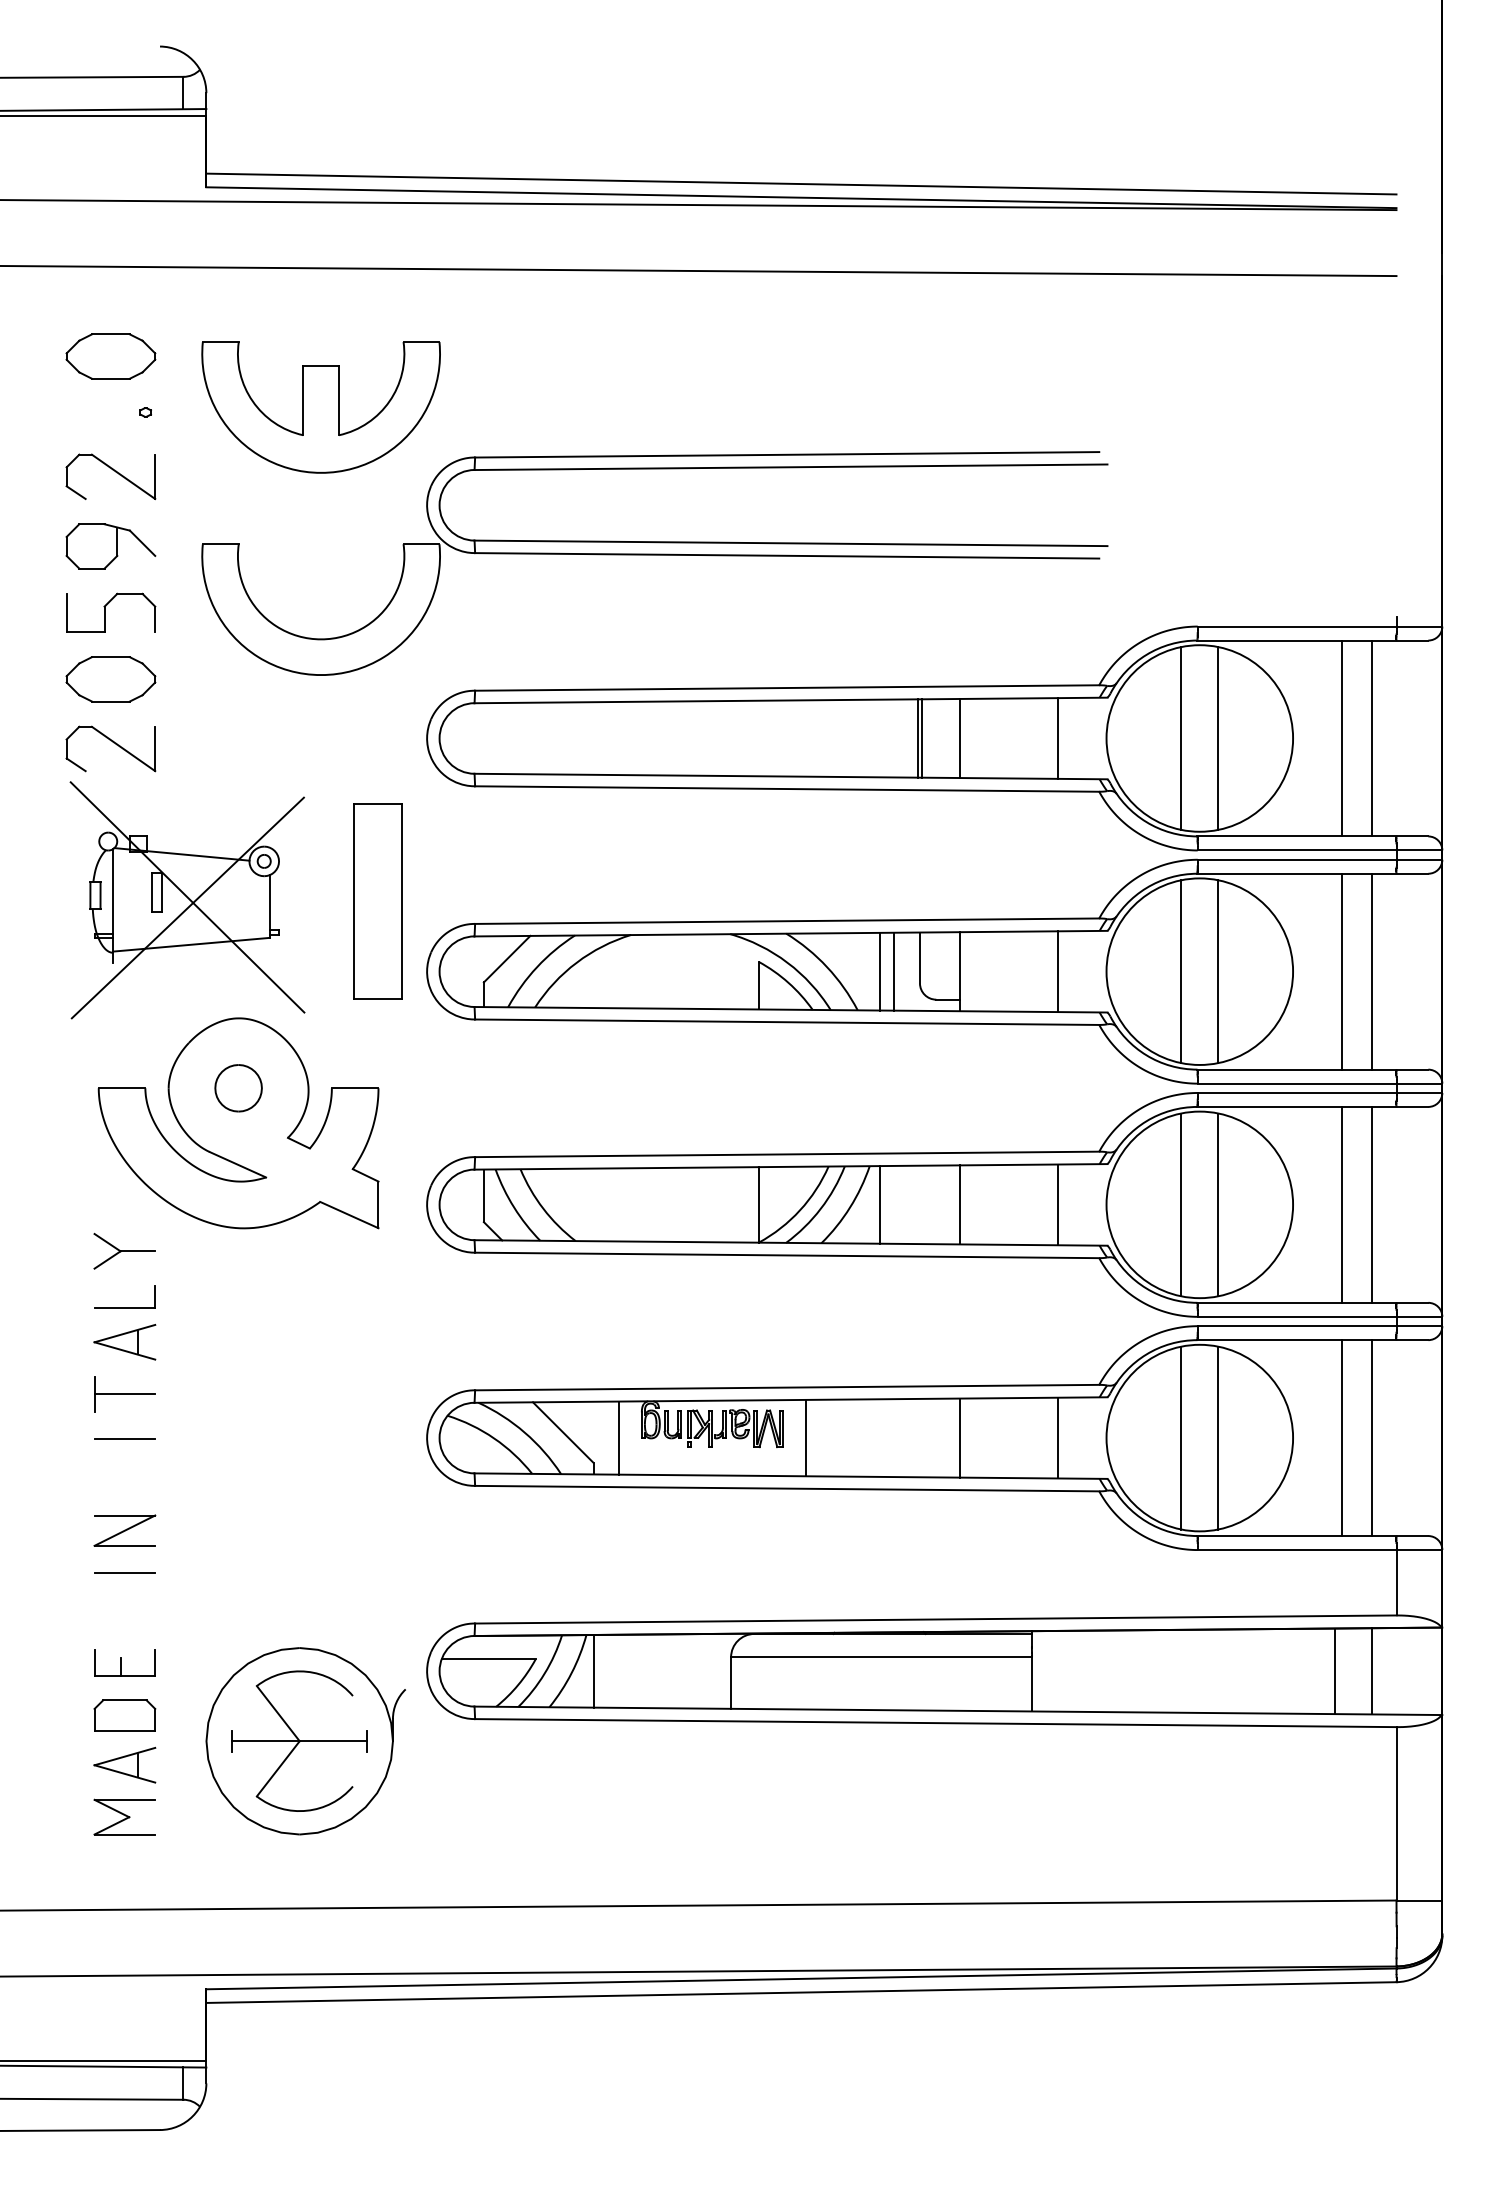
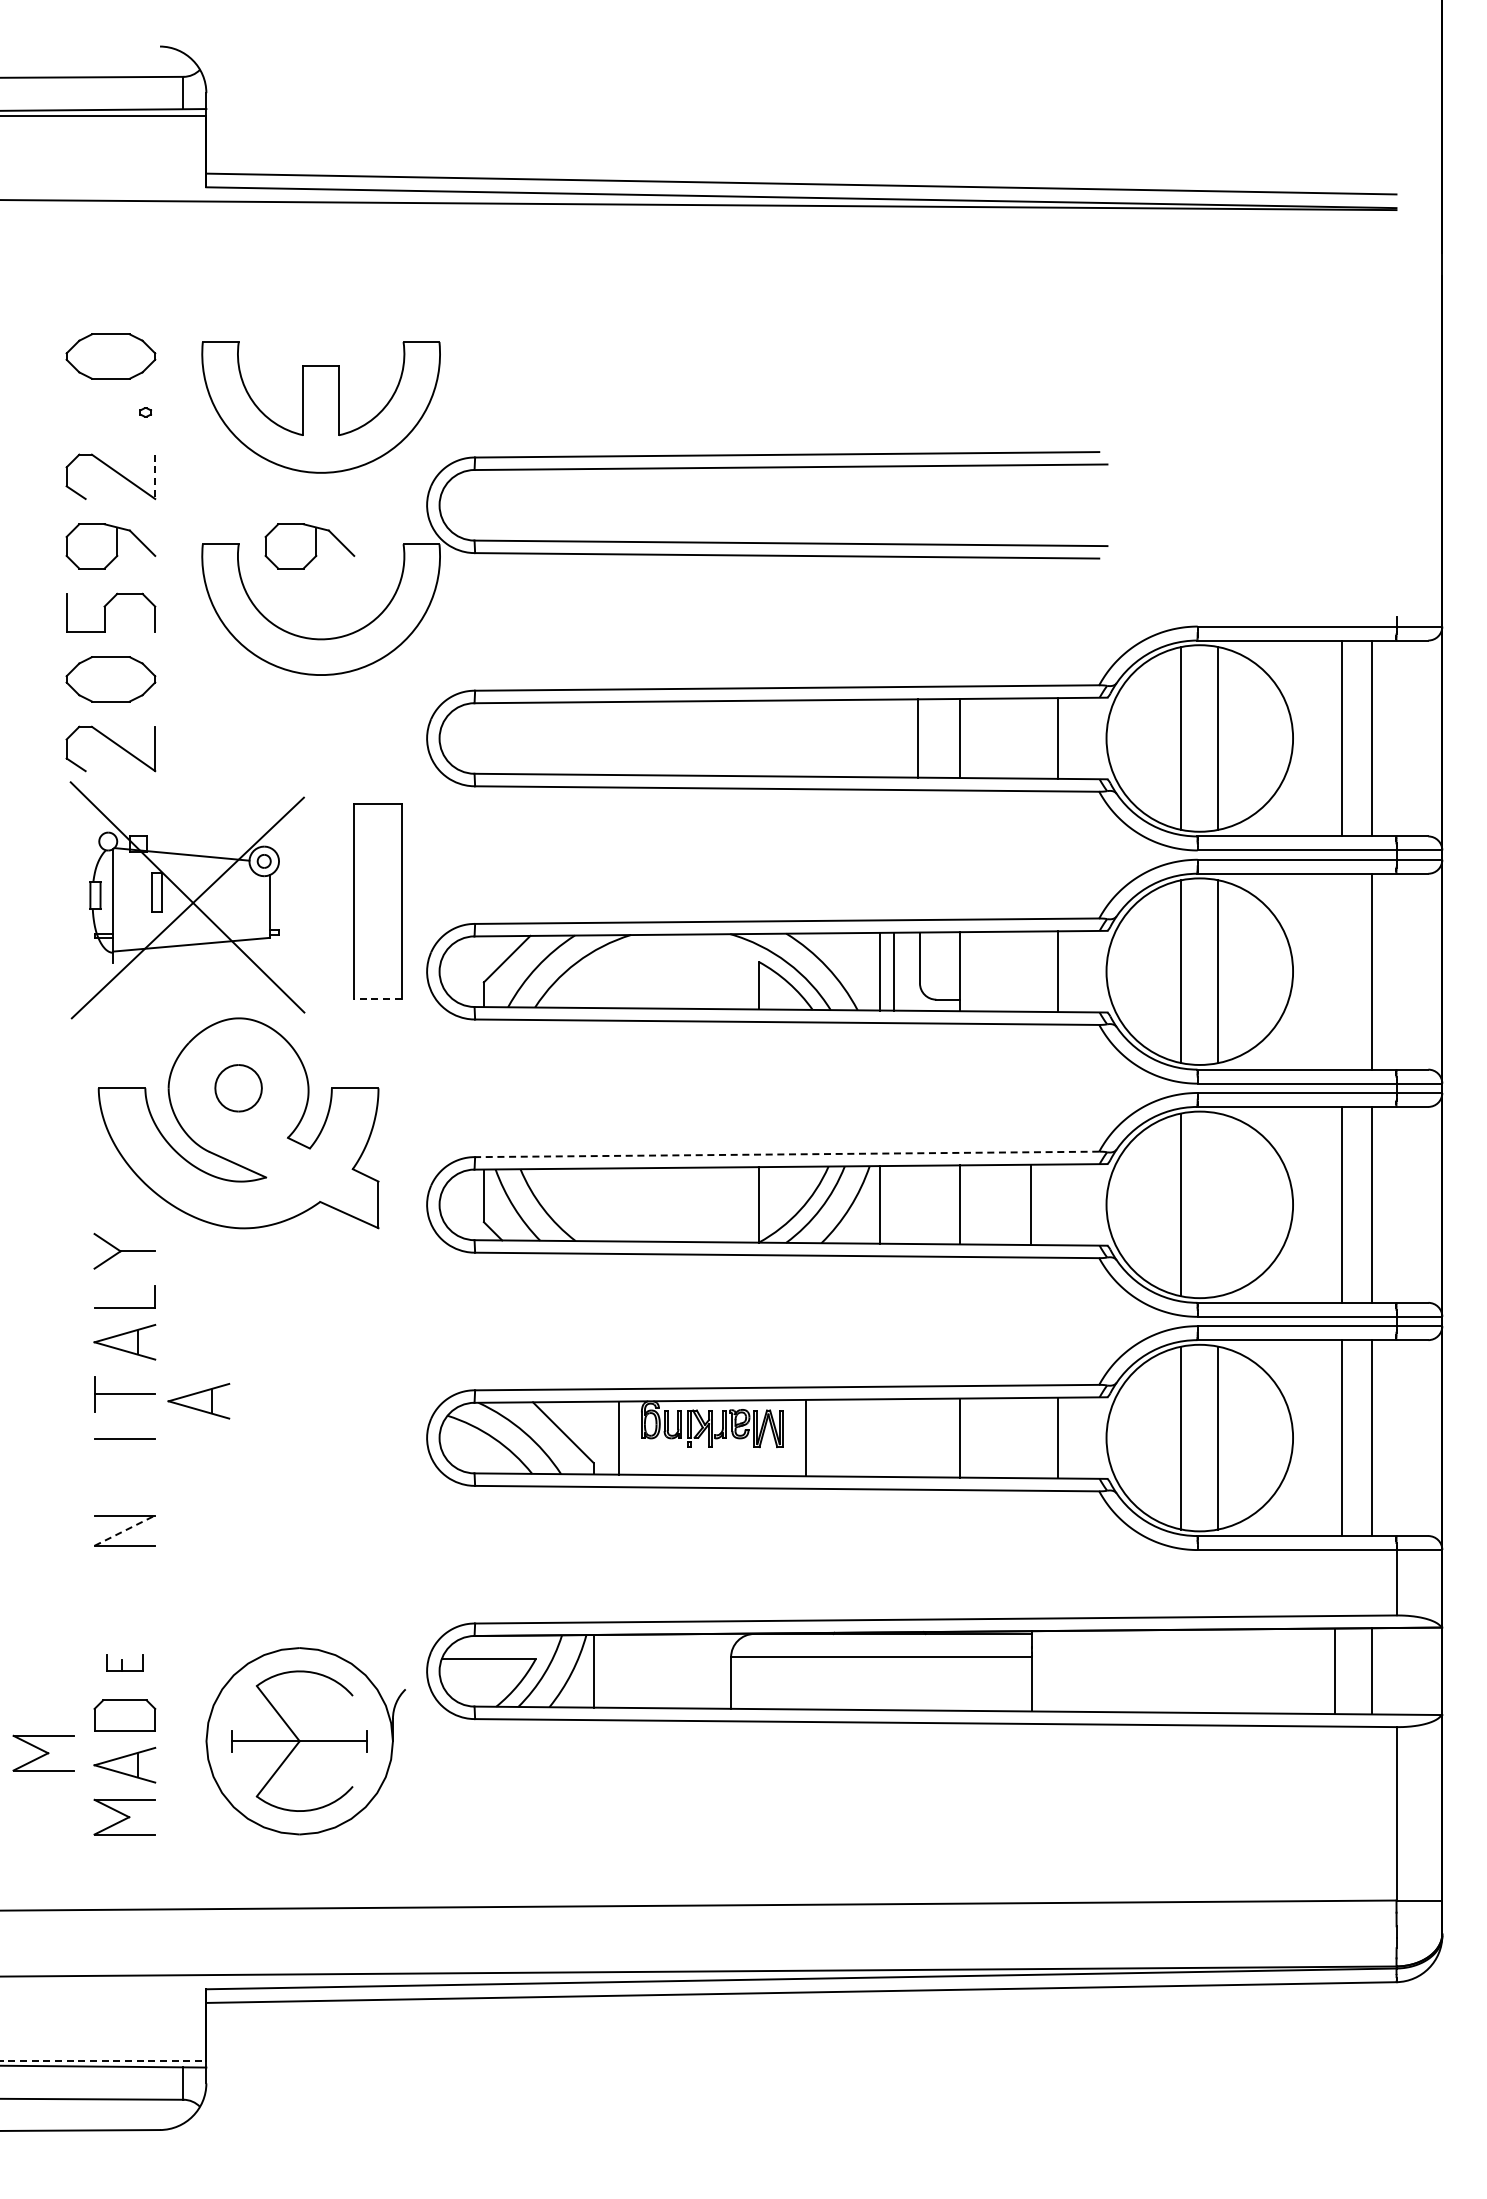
line: present -> none (699, 271)
line: solid -> dashed (155, 477)
part: none -> present (309, 546)
line: present -> none (922, 738)
line: present -> none (1342, 971)
line: solid -> dashed (378, 999)
line: solid -> dashed (786, 1154)
line position: (1057, 1204) -> (1030, 1204) (1030, 1204)
line: present -> none (1218, 1204)
part: none -> present (198, 1401)
line: solid -> dashed (124, 1530)
line: present -> none (124, 1572)
part size: 62x28 px -> 38x18 px (124, 1662)
part: none -> present (43, 1752)
line: solid -> dashed (103, 2060)
